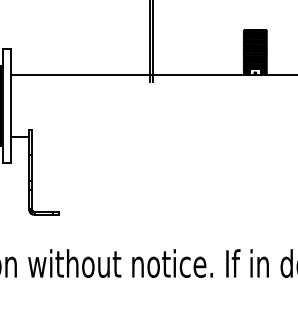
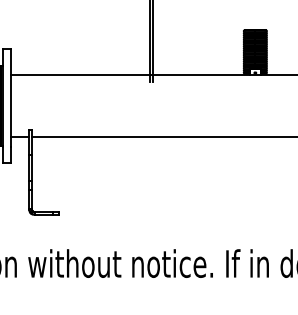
line: none -> present (162, 137)
